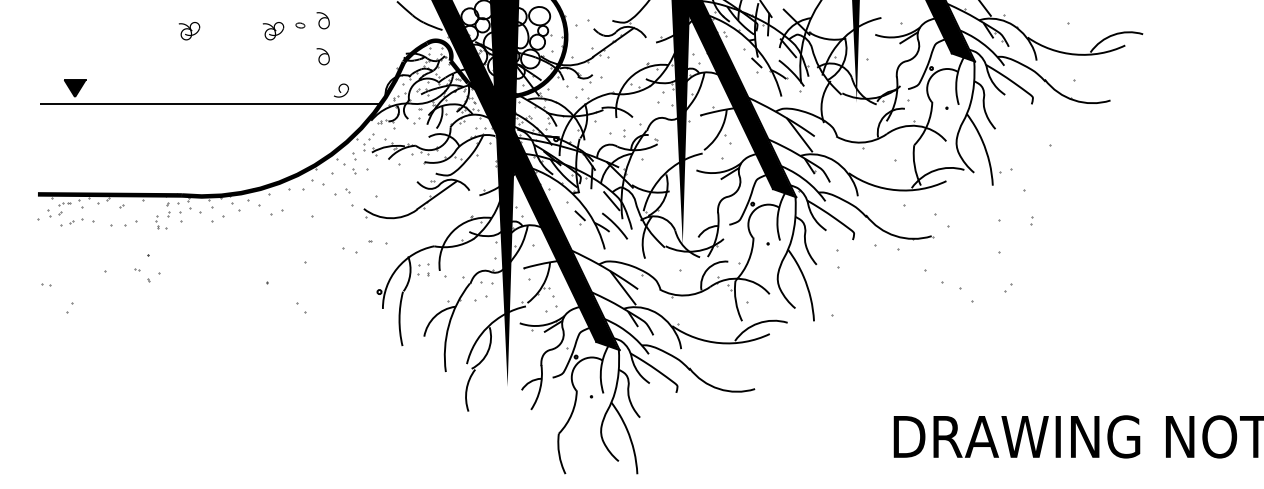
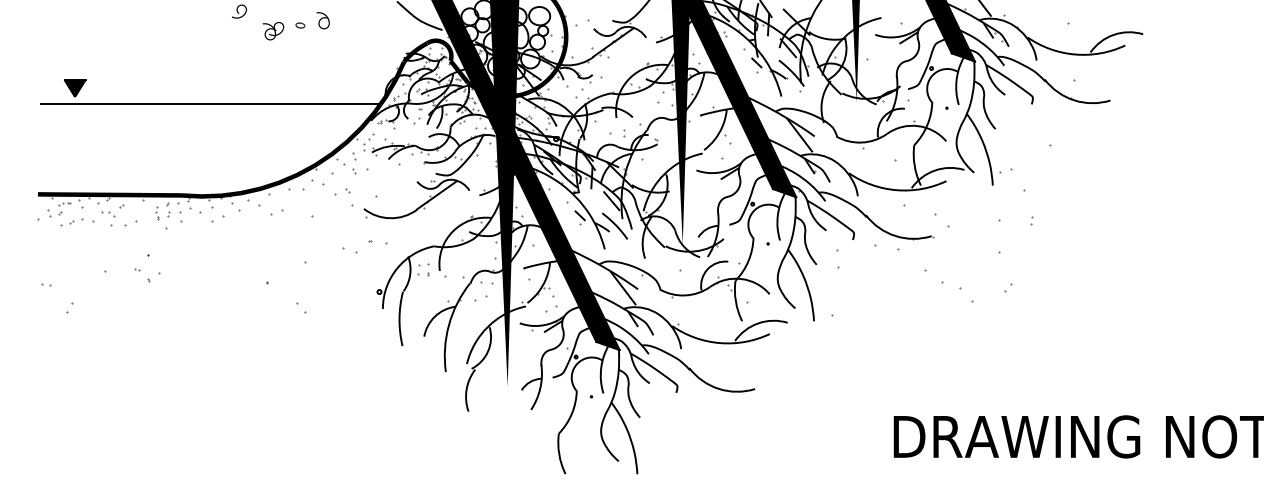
part: present -> none (189, 31)
curve: present -> none (321, 55)
curve position: (340, 91) -> (238, 12) (238, 12)
part: none -> present (108, 214)
part position: (157, 222) -> (157, 213) (157, 213)
